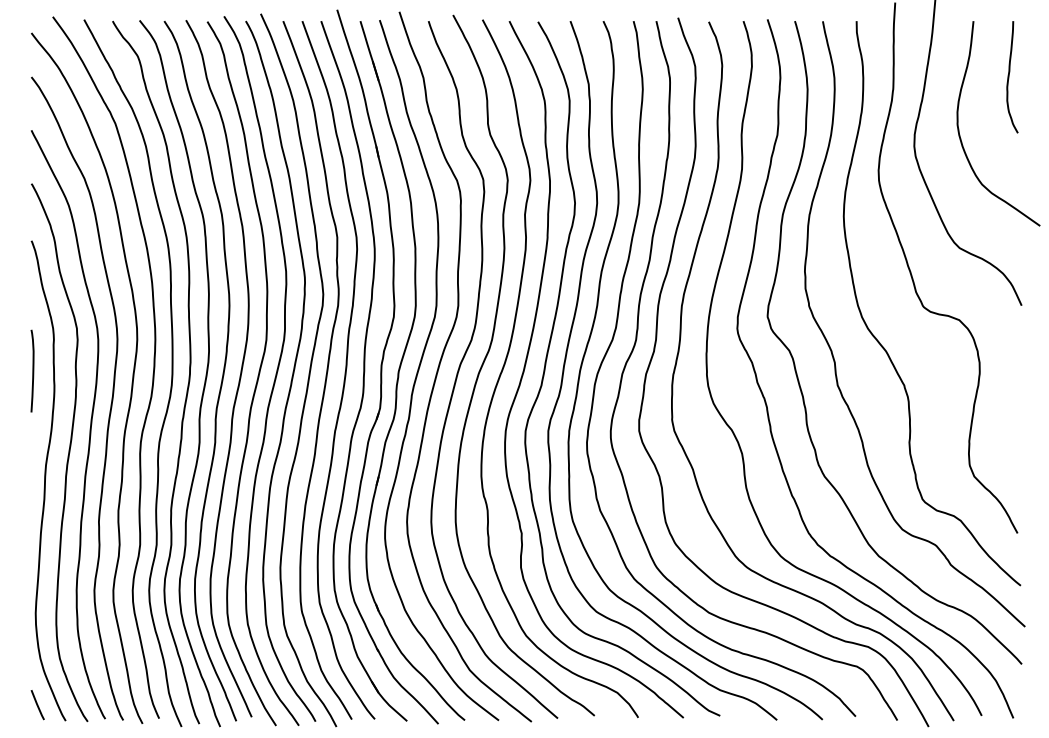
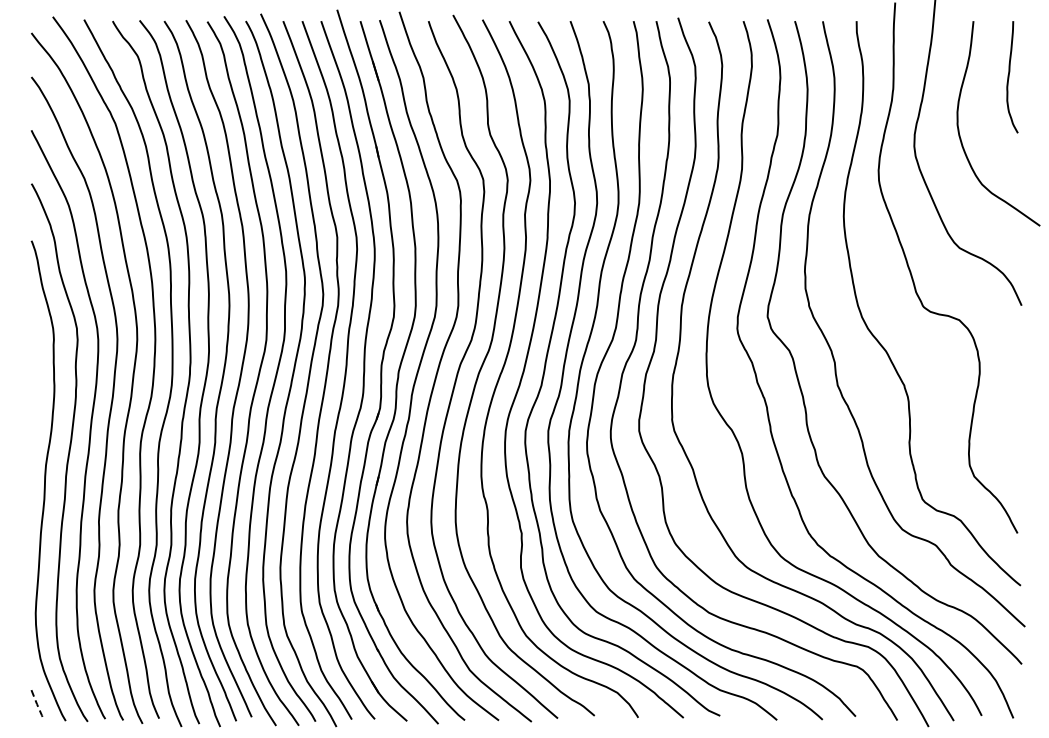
curve: present -> none (32, 370)
line: solid -> dashed (37, 705)
